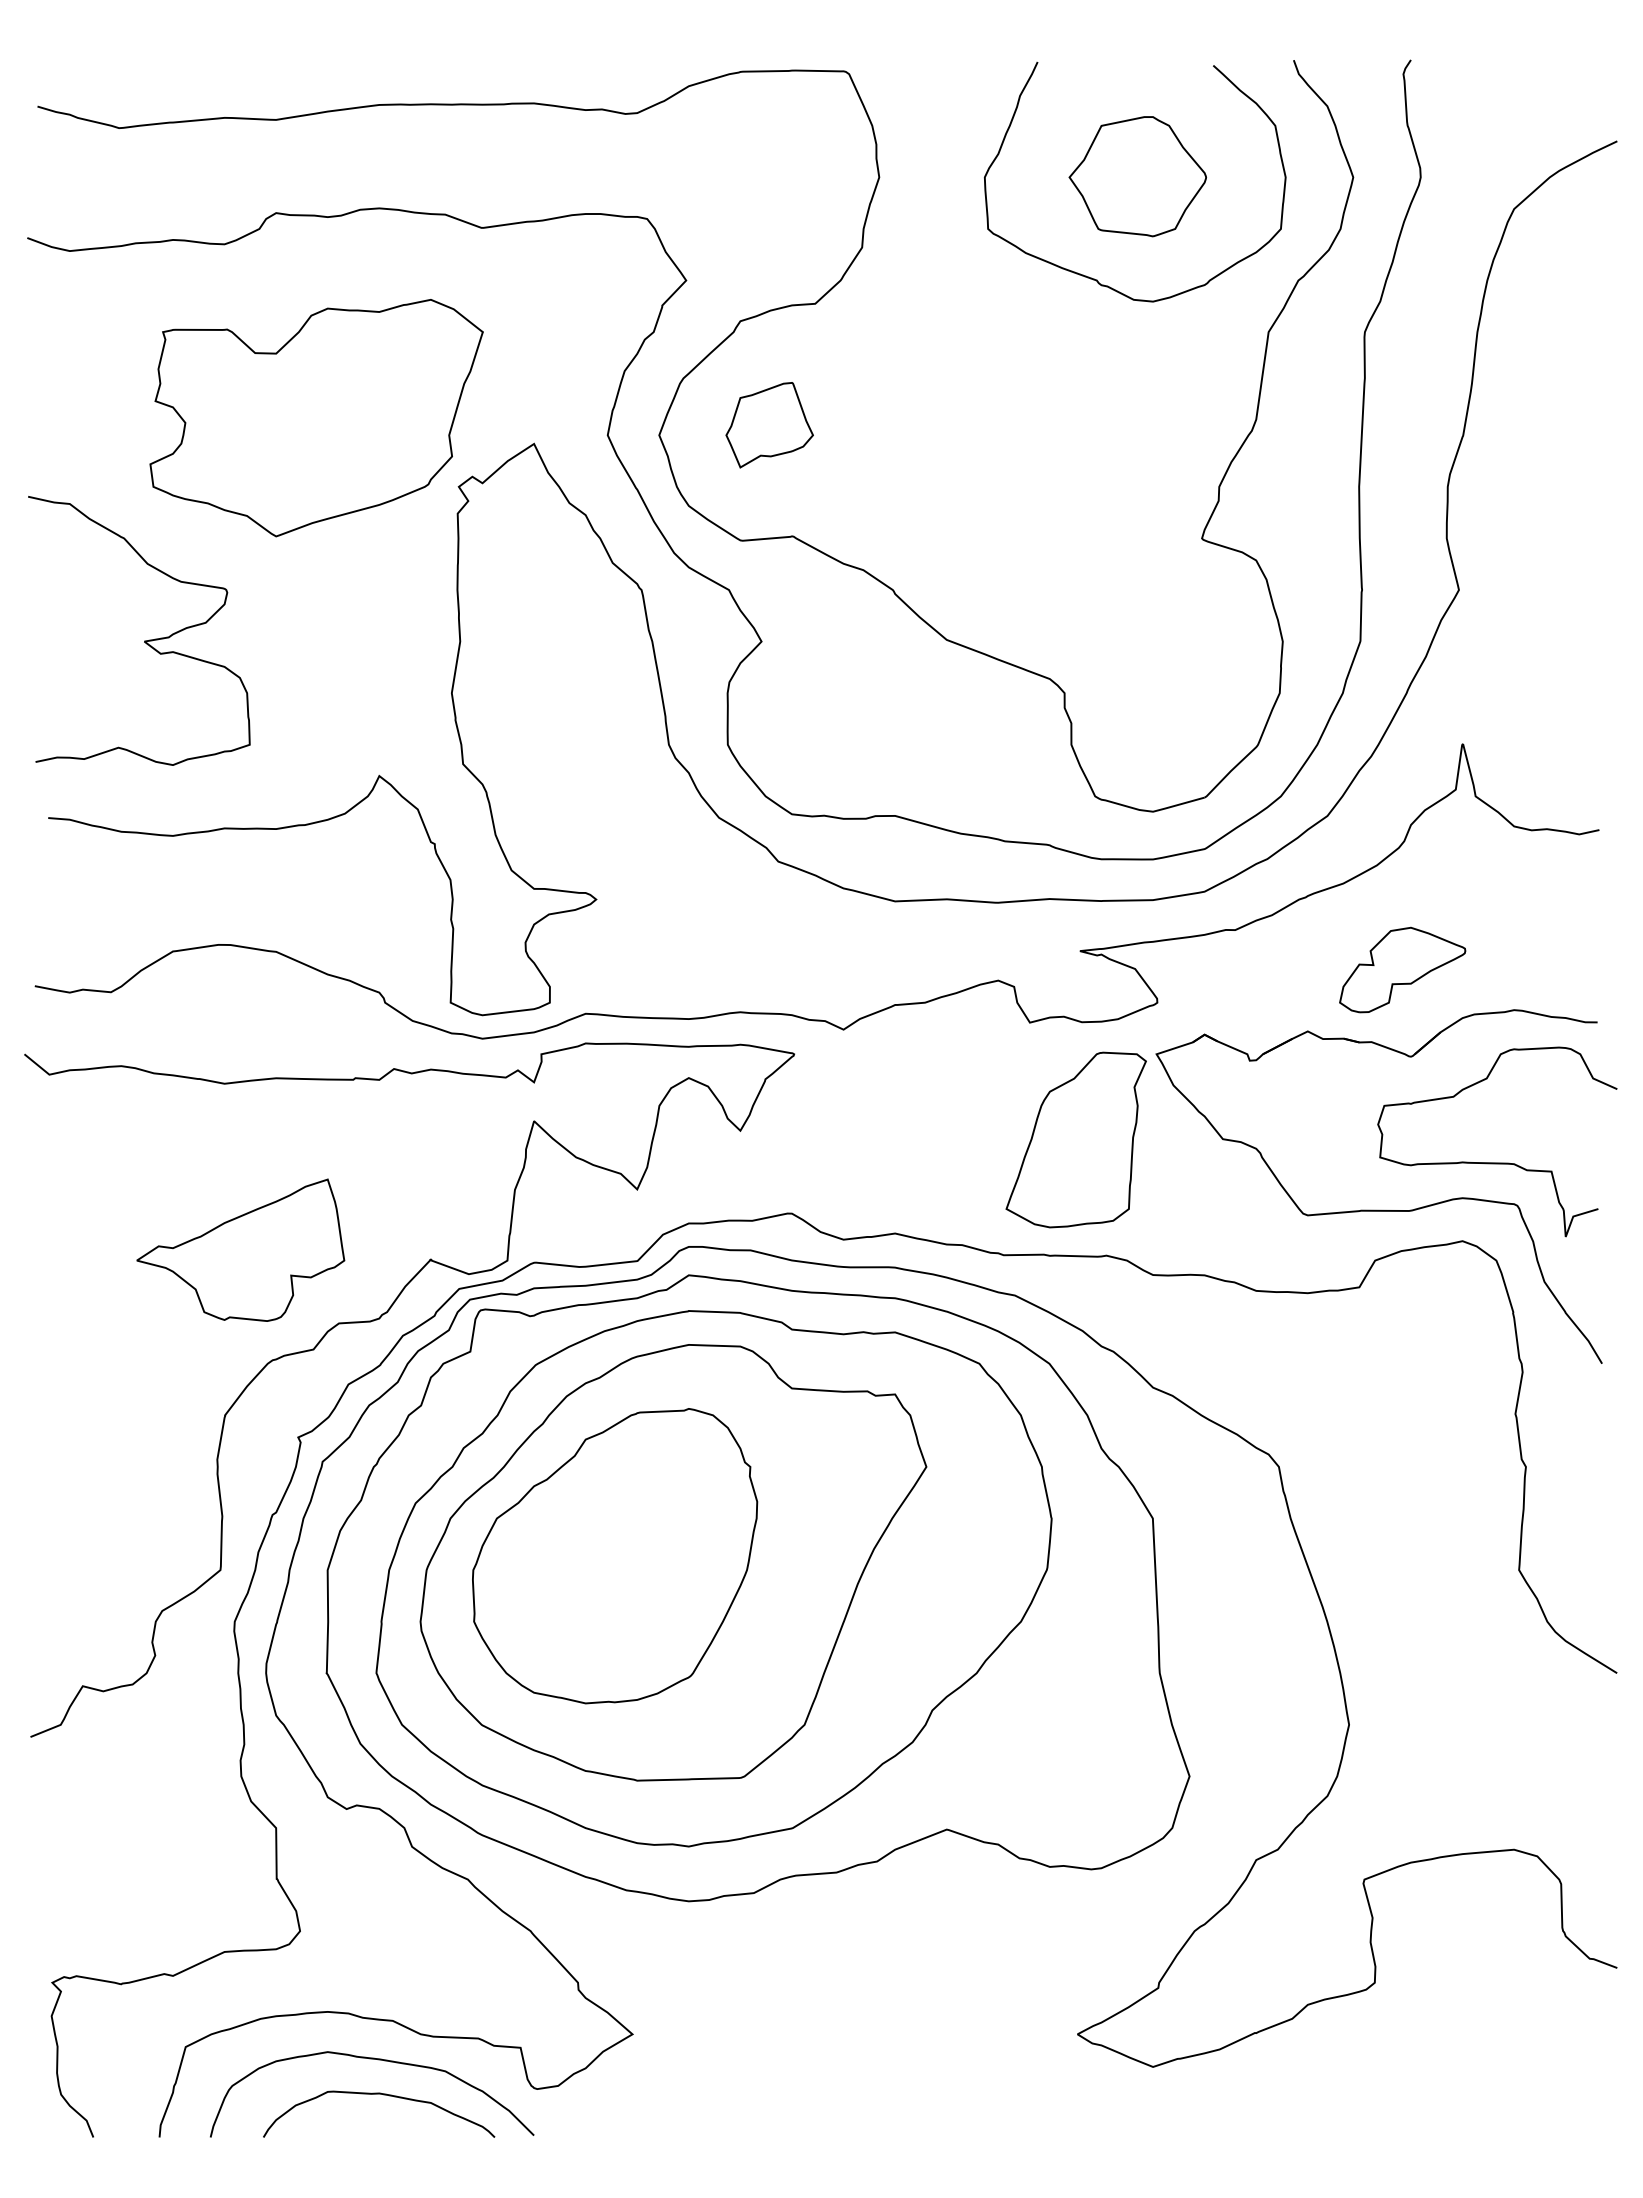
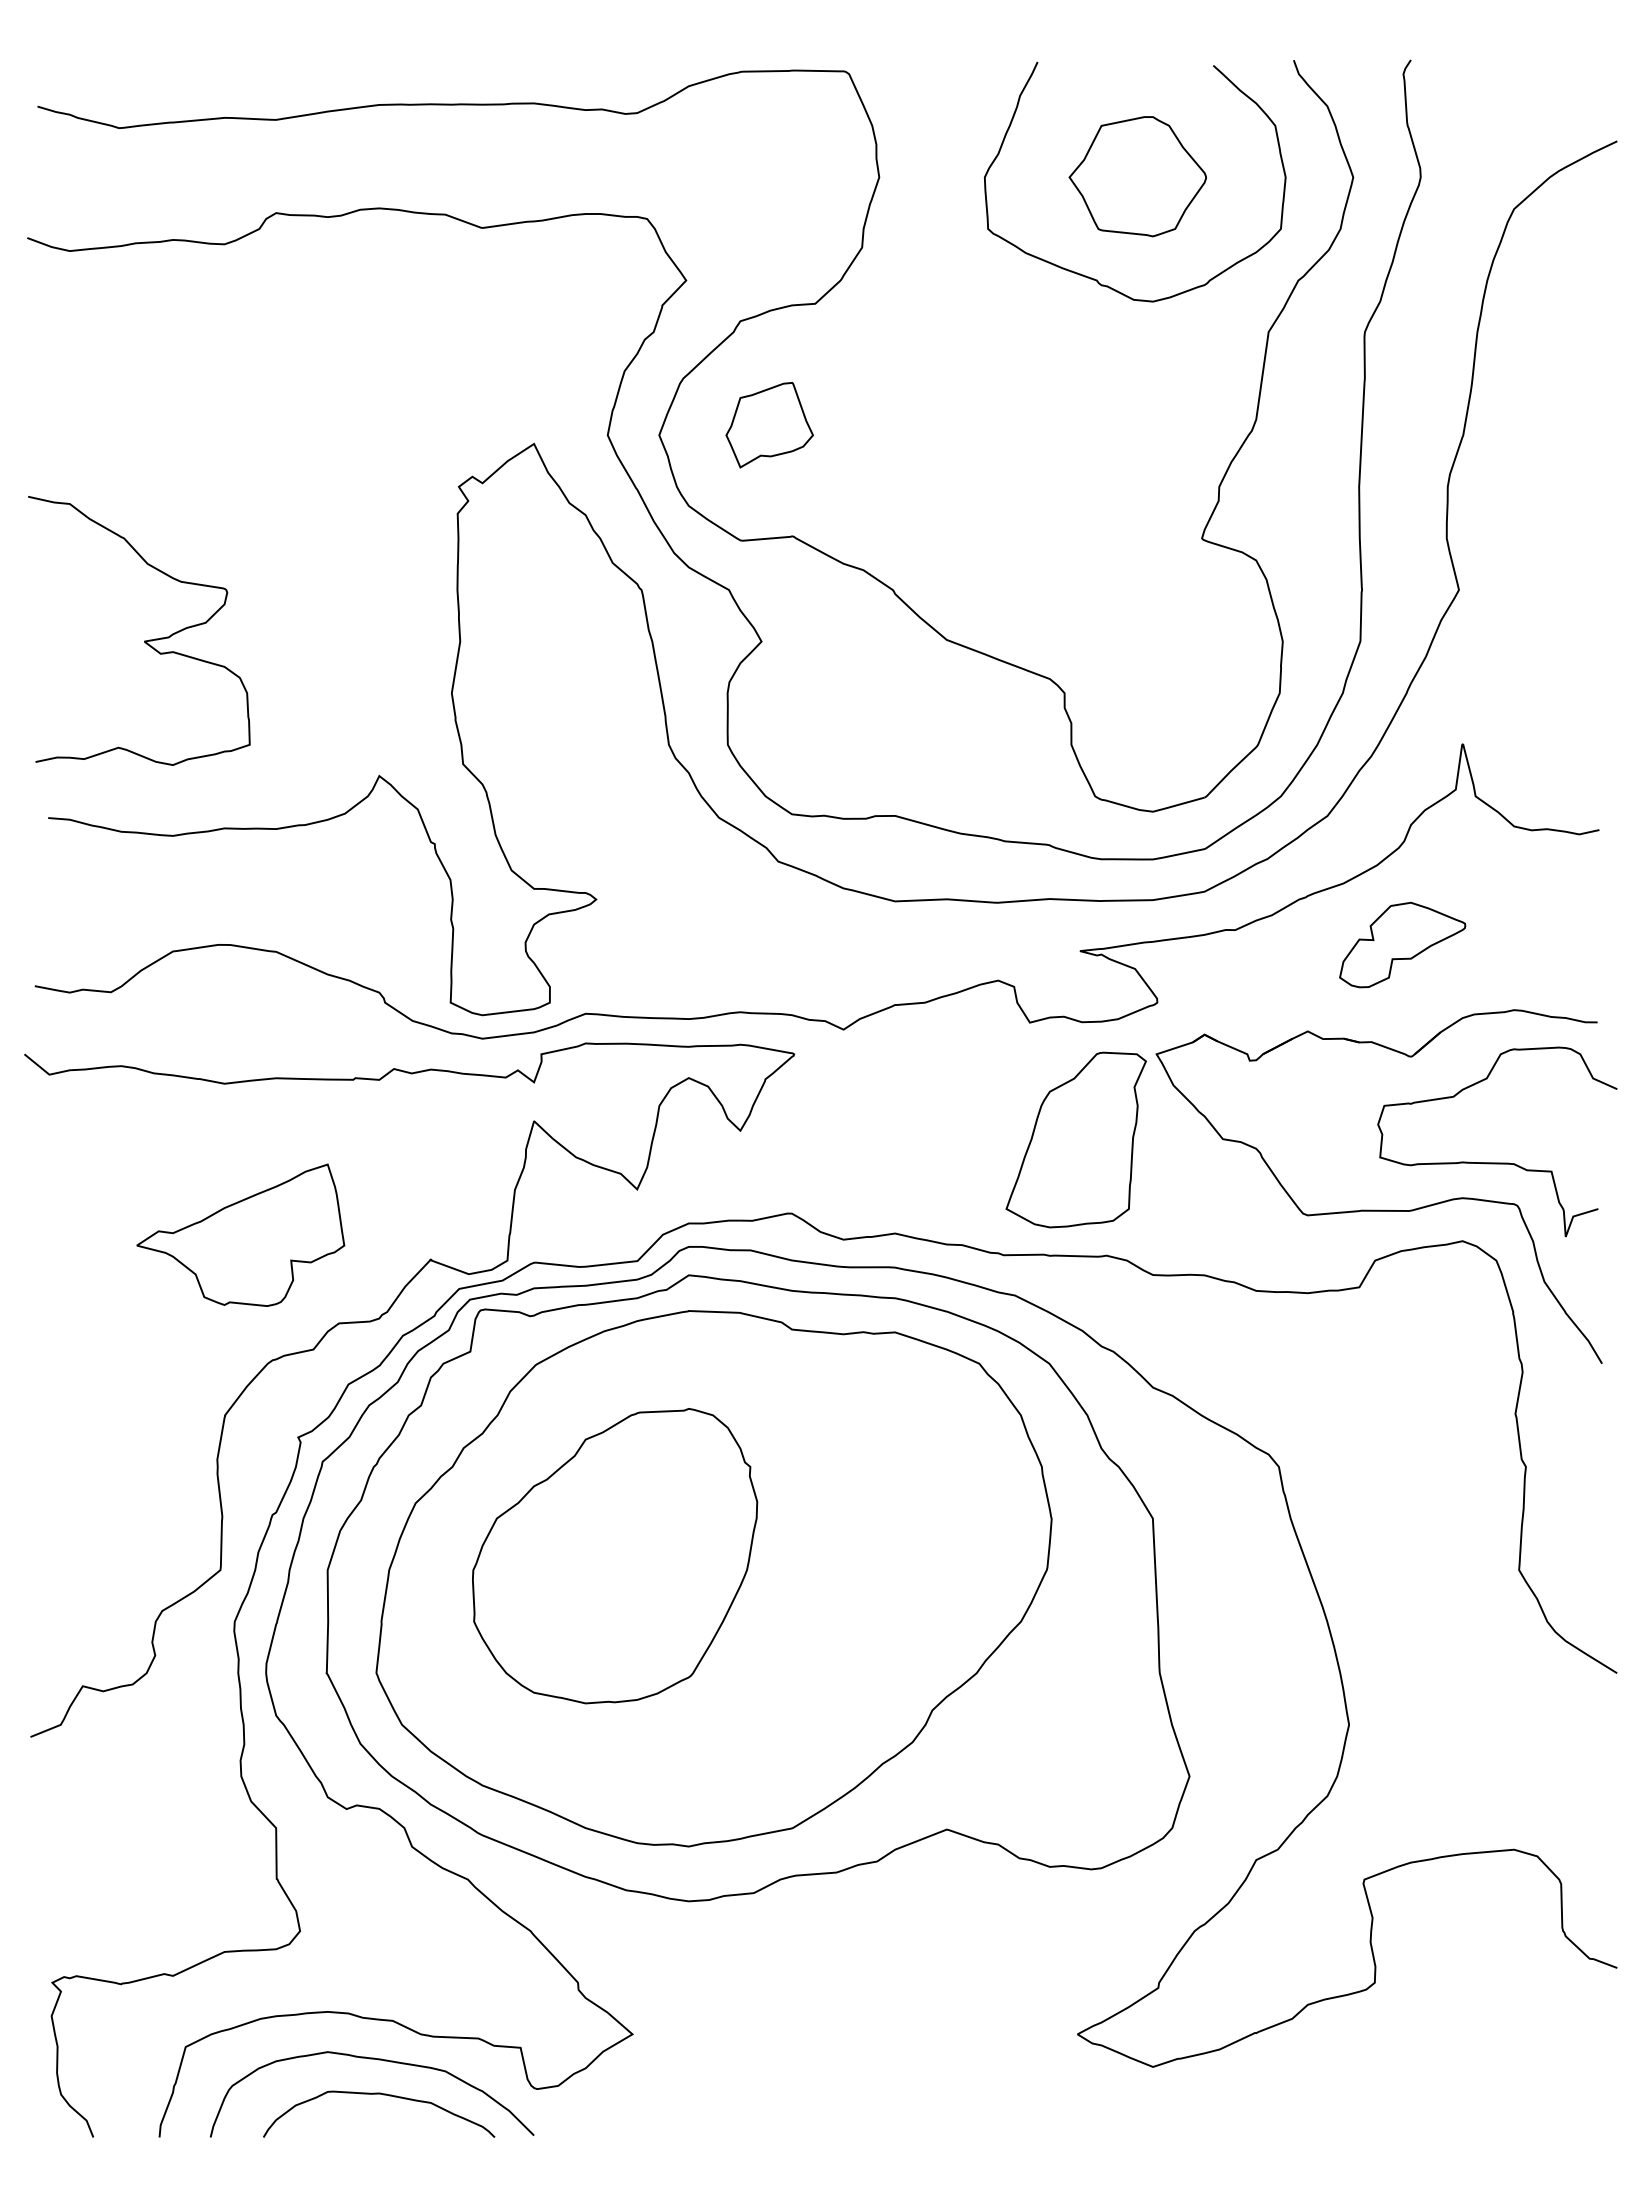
part: present -> none (316, 418)
part position: (1402, 969) -> (1402, 944) (1402, 944)
part position: (240, 1249) -> (240, 1234) (240, 1234)
part: present -> none (673, 1562)
